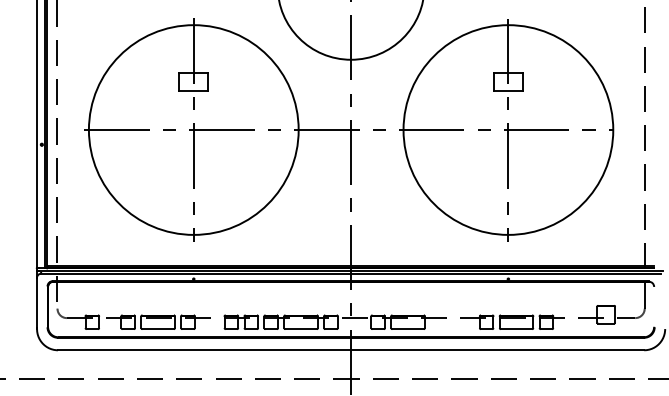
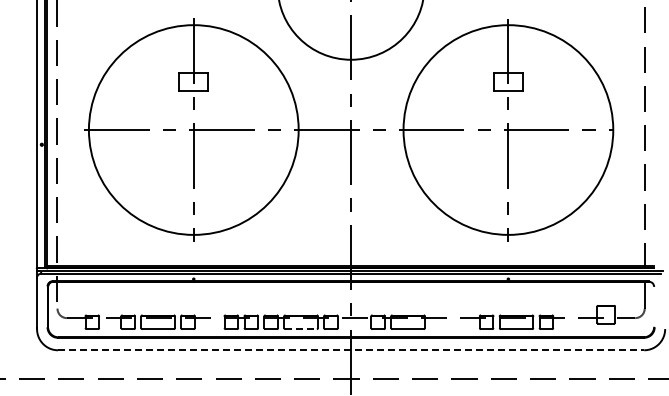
line: solid -> dashed (301, 329)
line: solid -> dashed (351, 350)
